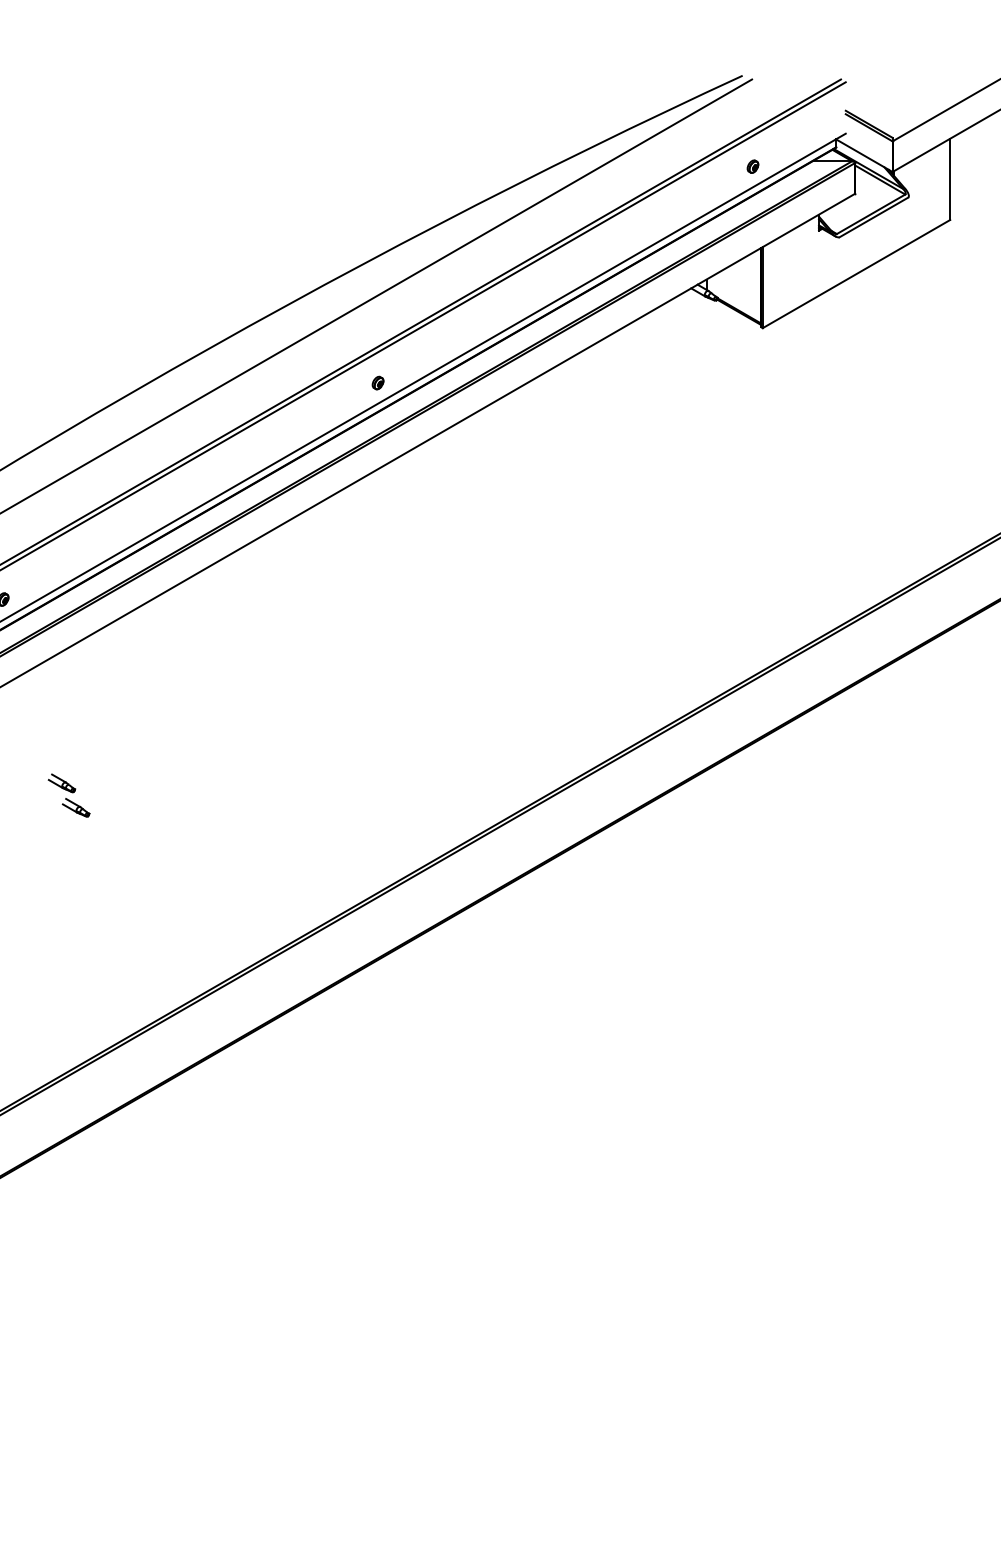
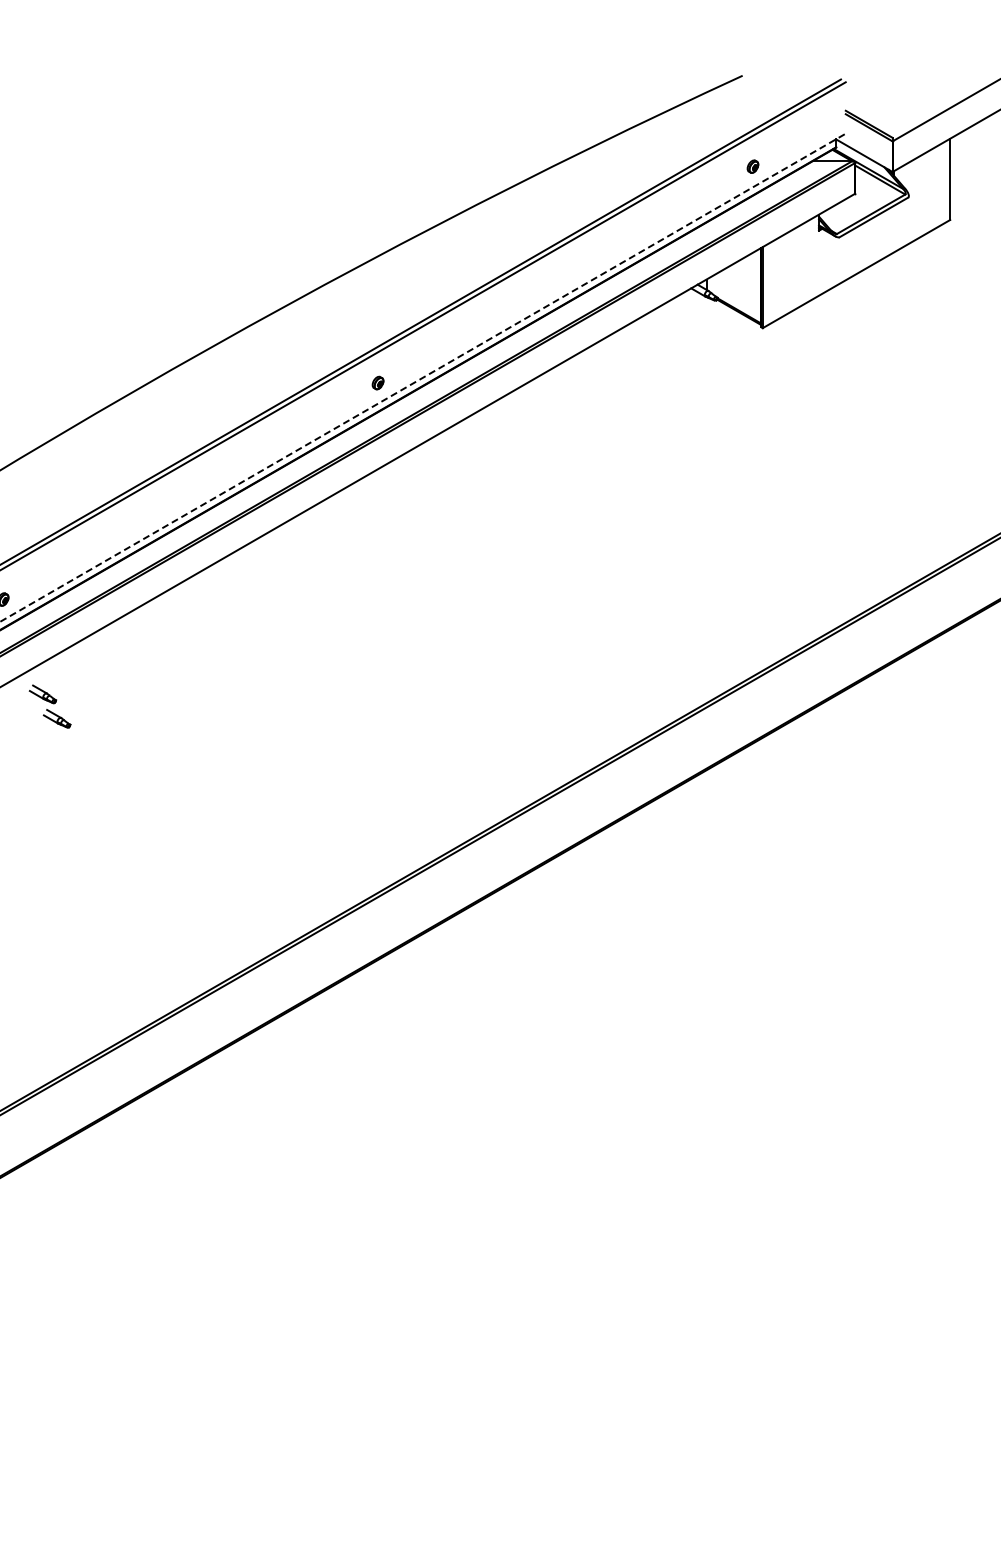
line: present -> none (377, 295)
line: solid -> dashed (423, 377)
part position: (68, 795) -> (49, 706) (49, 706)
